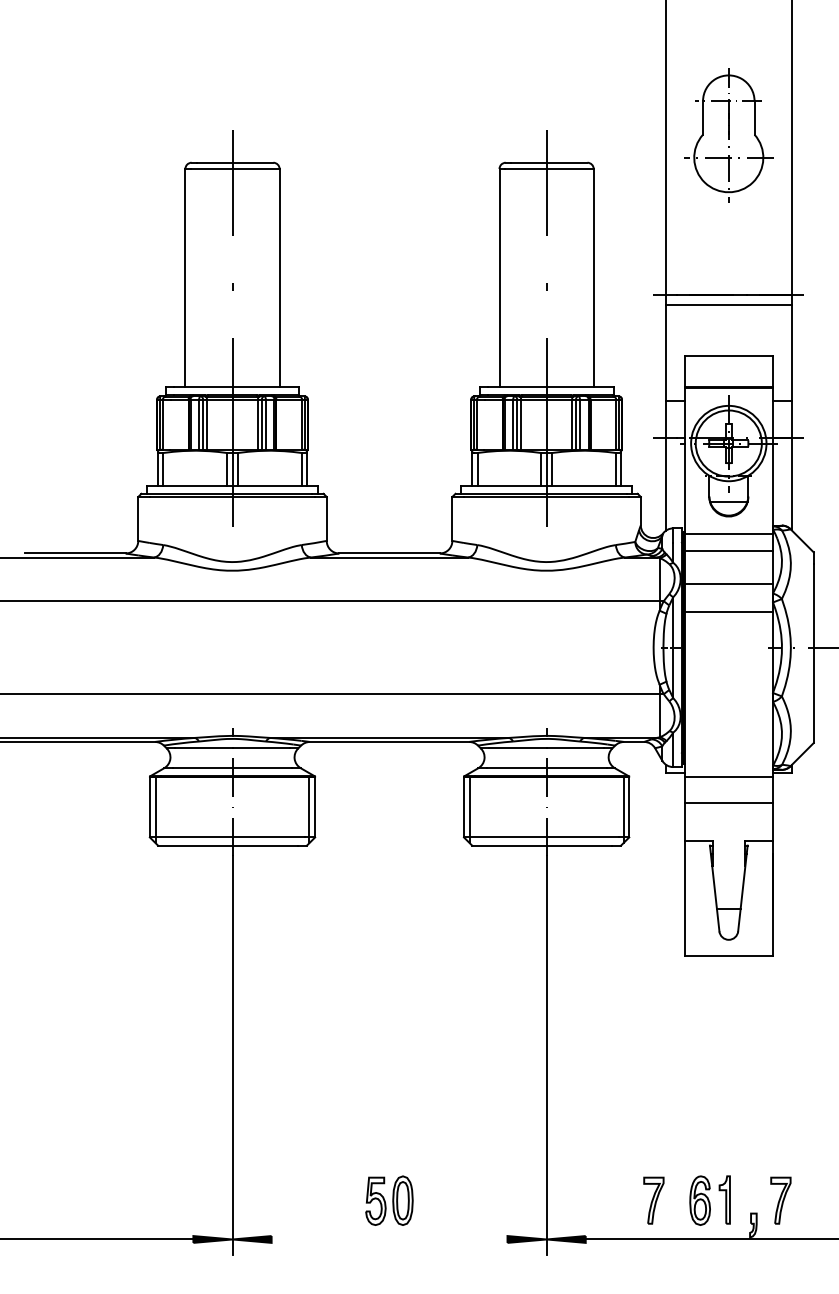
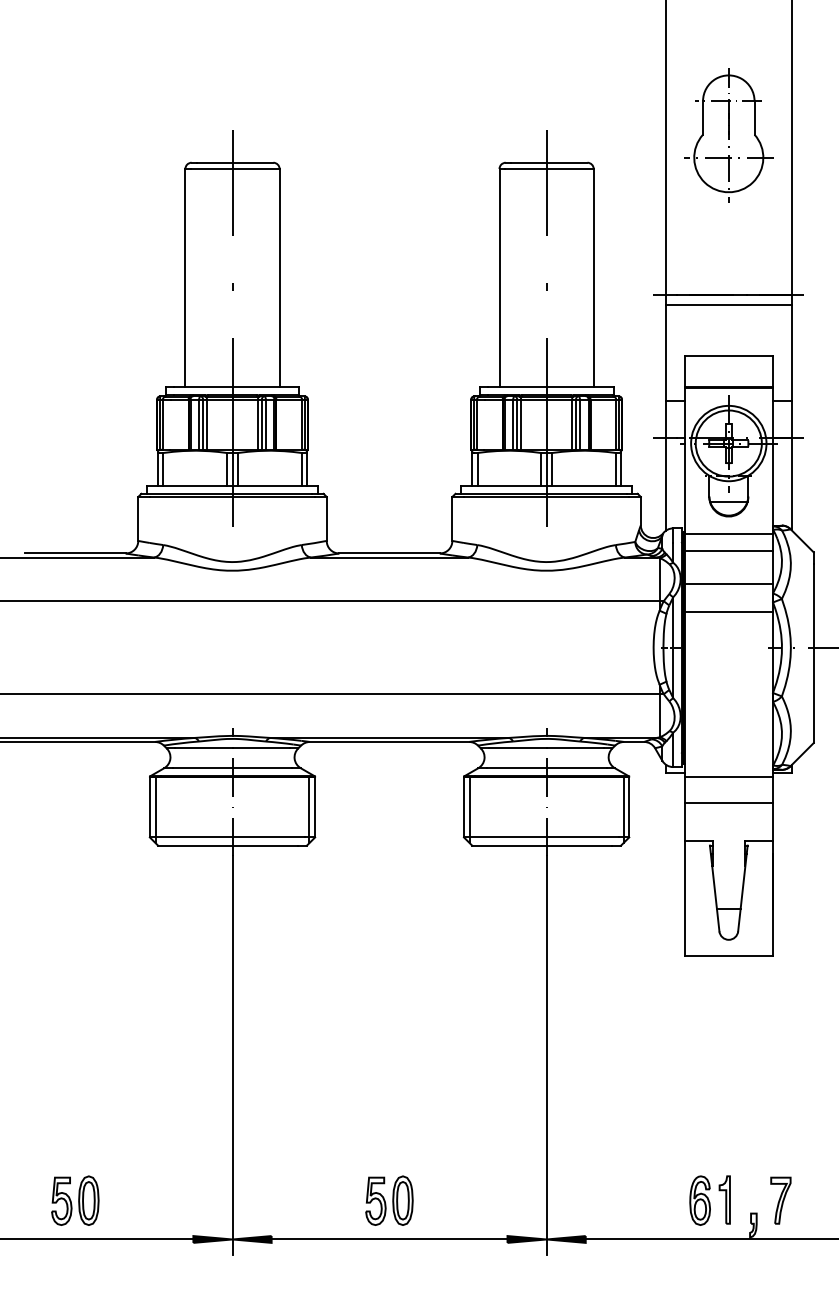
part: none -> present (75, 1200)
part: present -> none (653, 1200)
line: none -> present (389, 1239)
